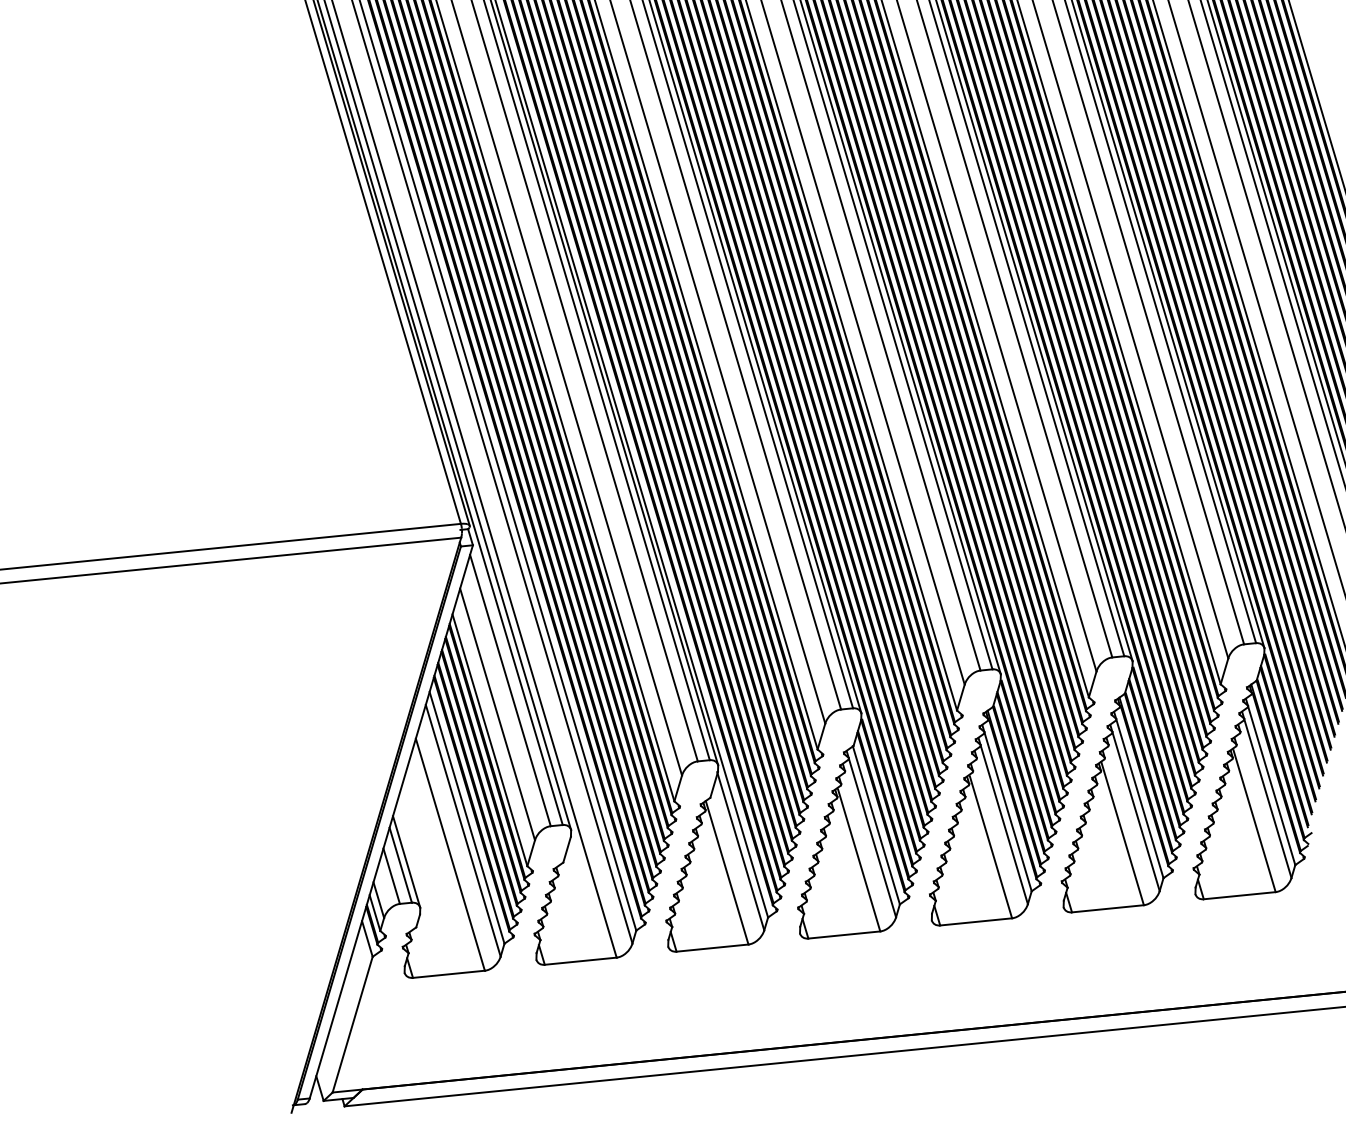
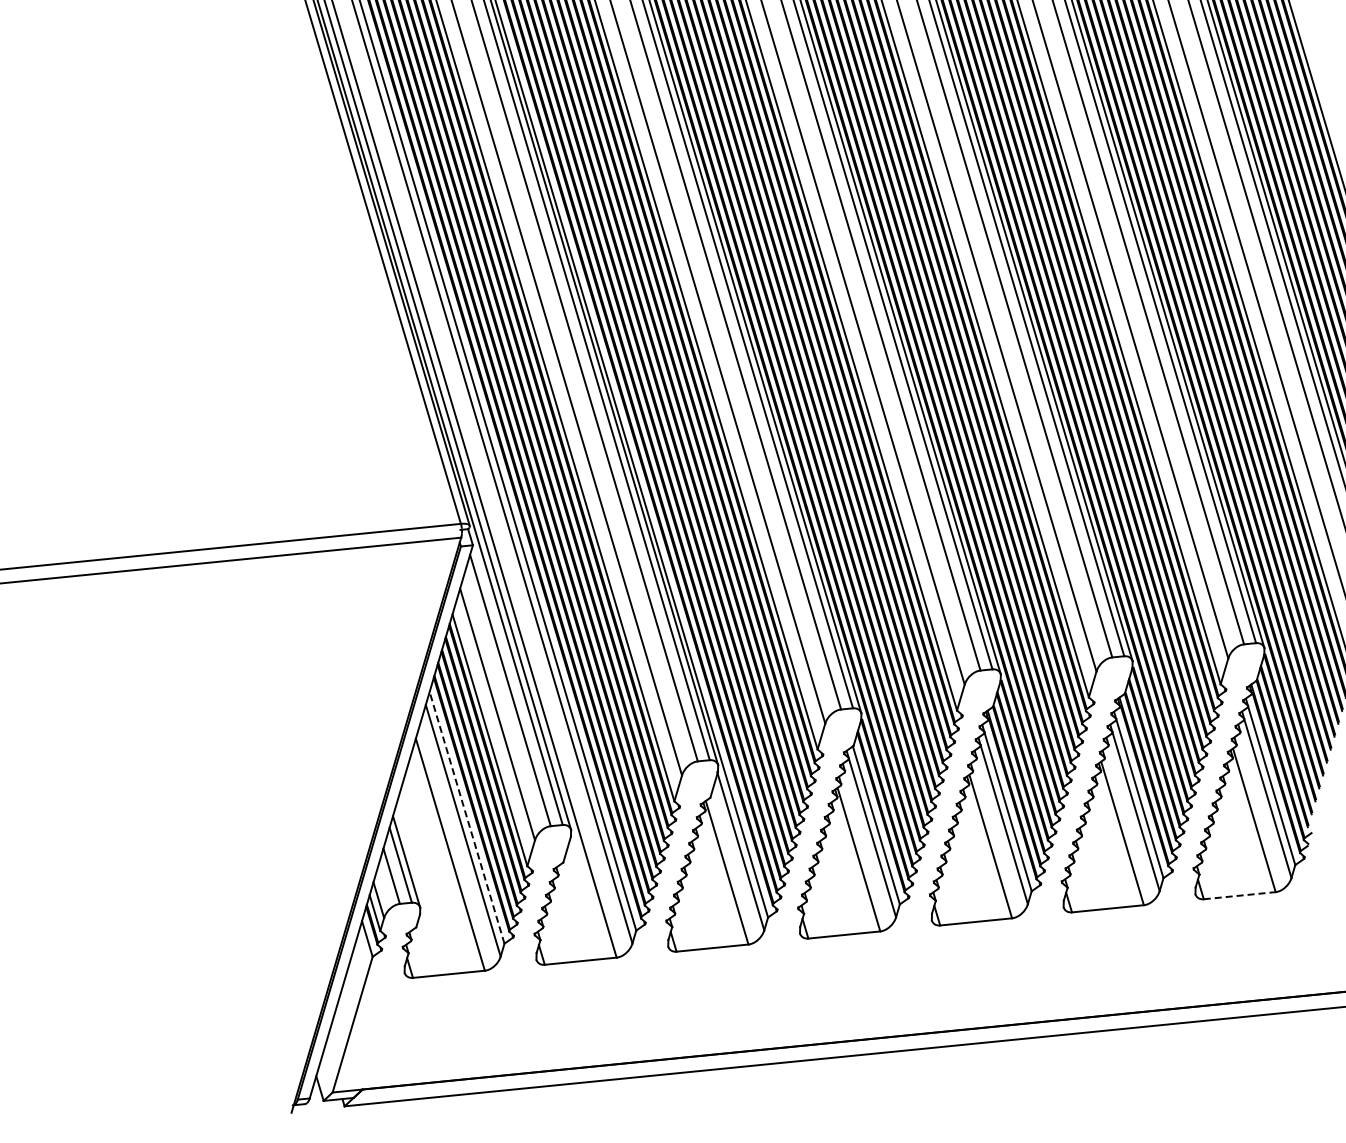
line: solid -> dashed (466, 817)
line: solid -> dashed (1240, 895)
